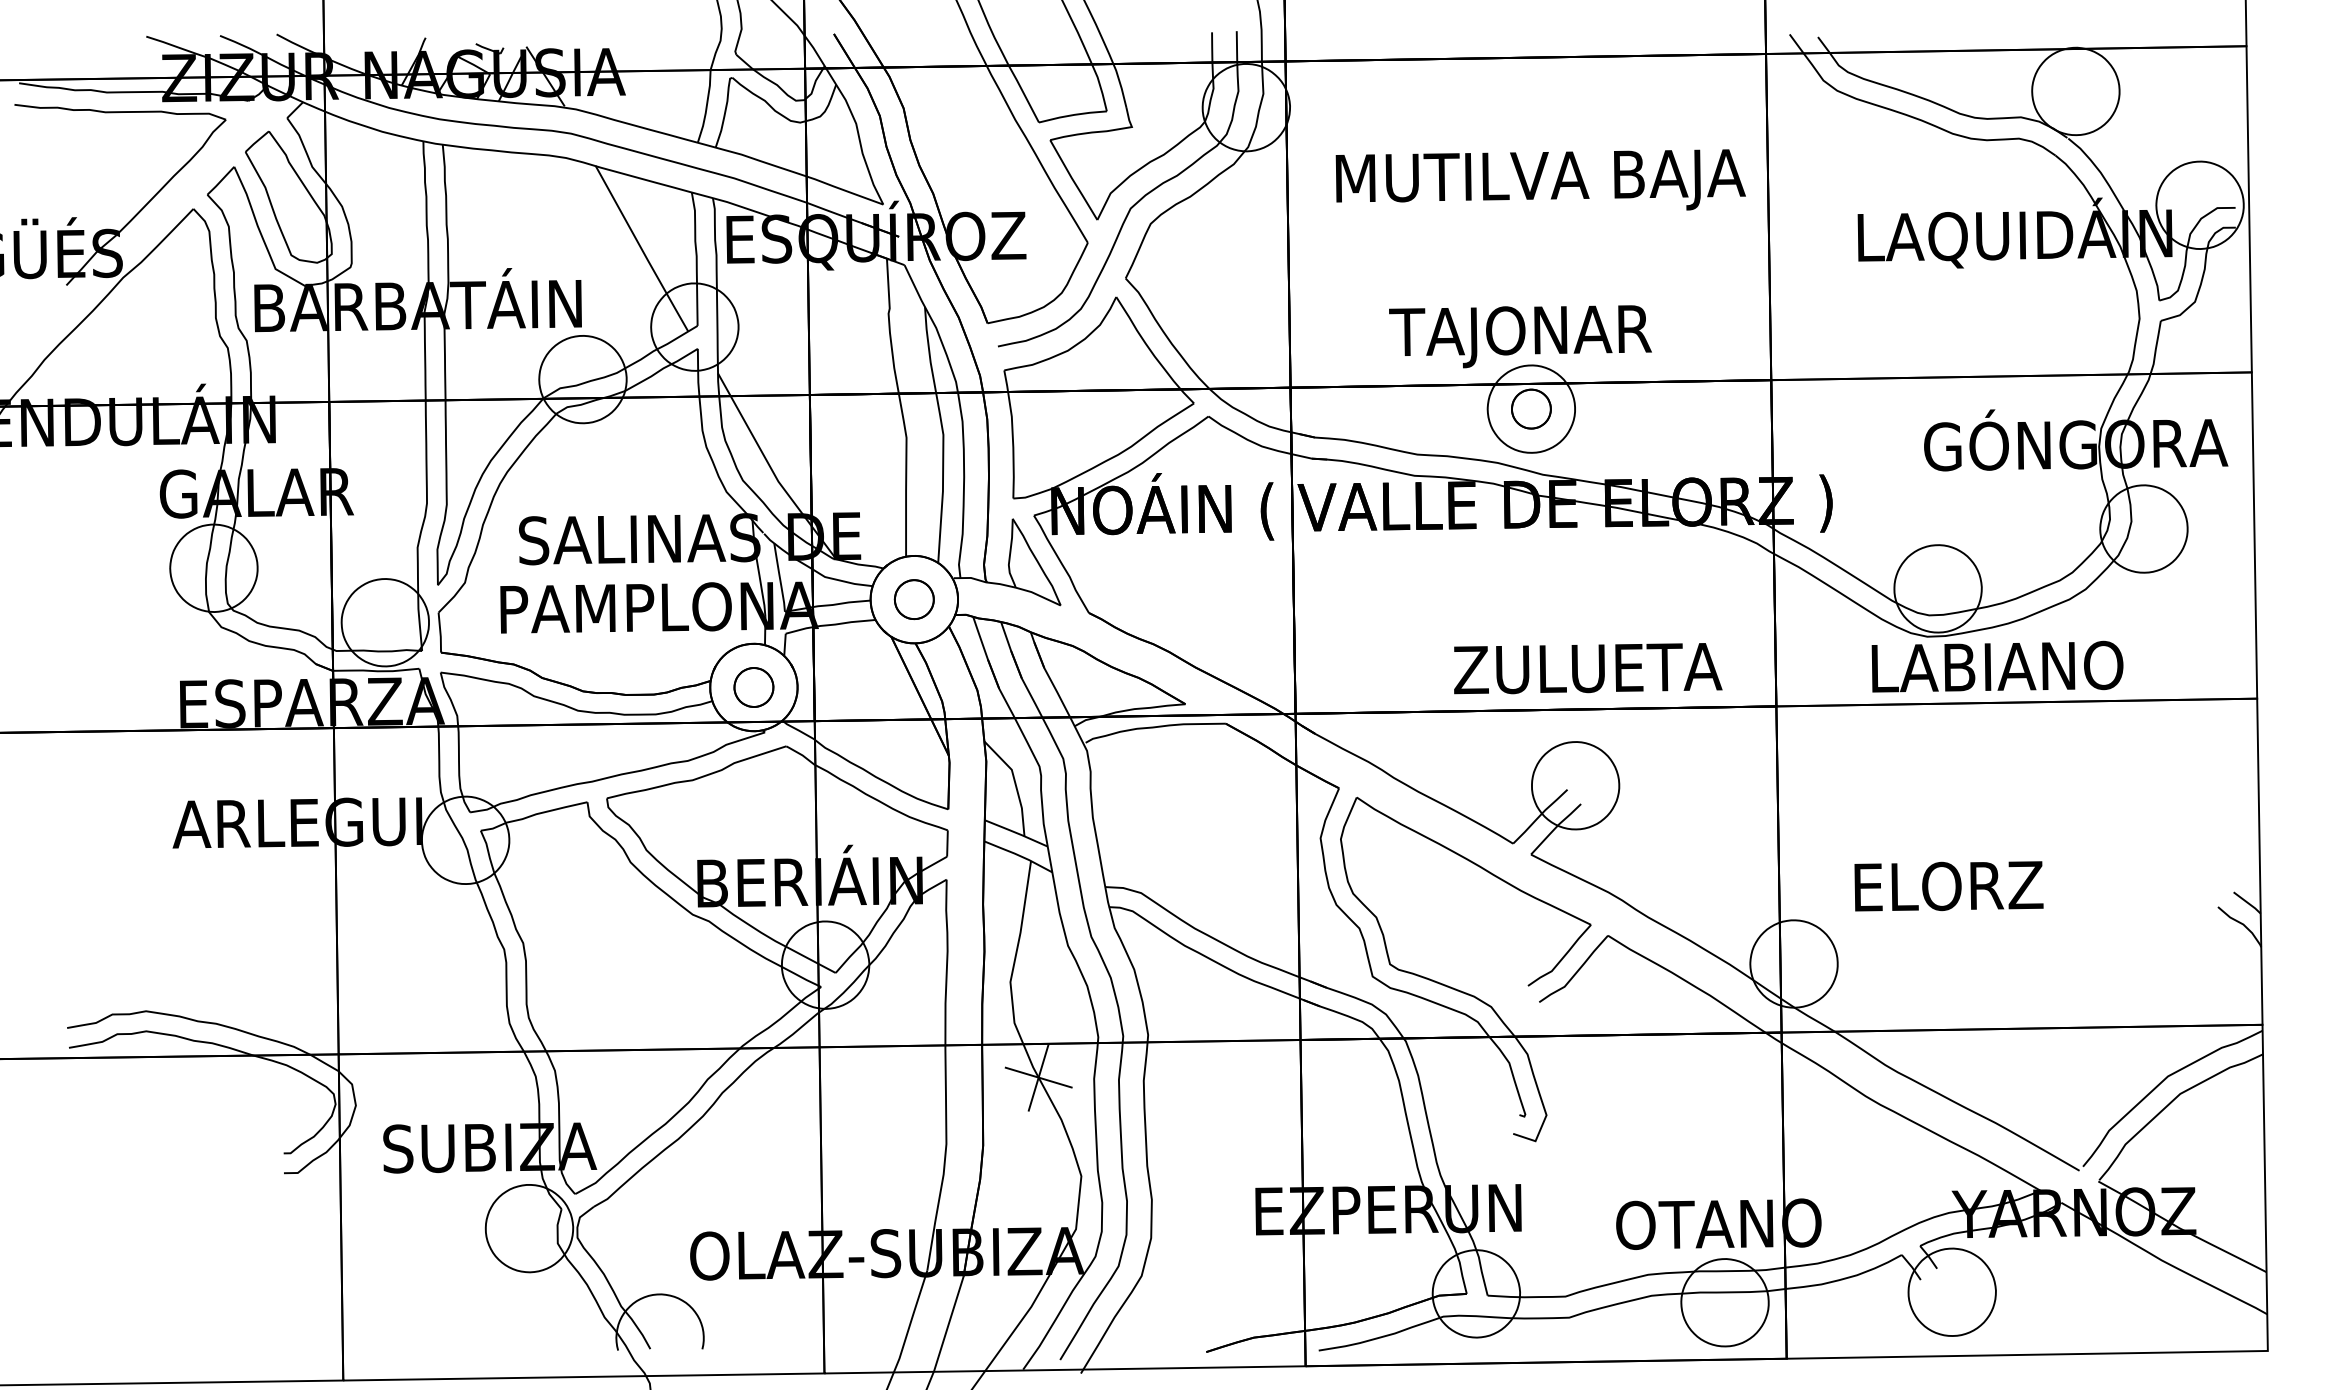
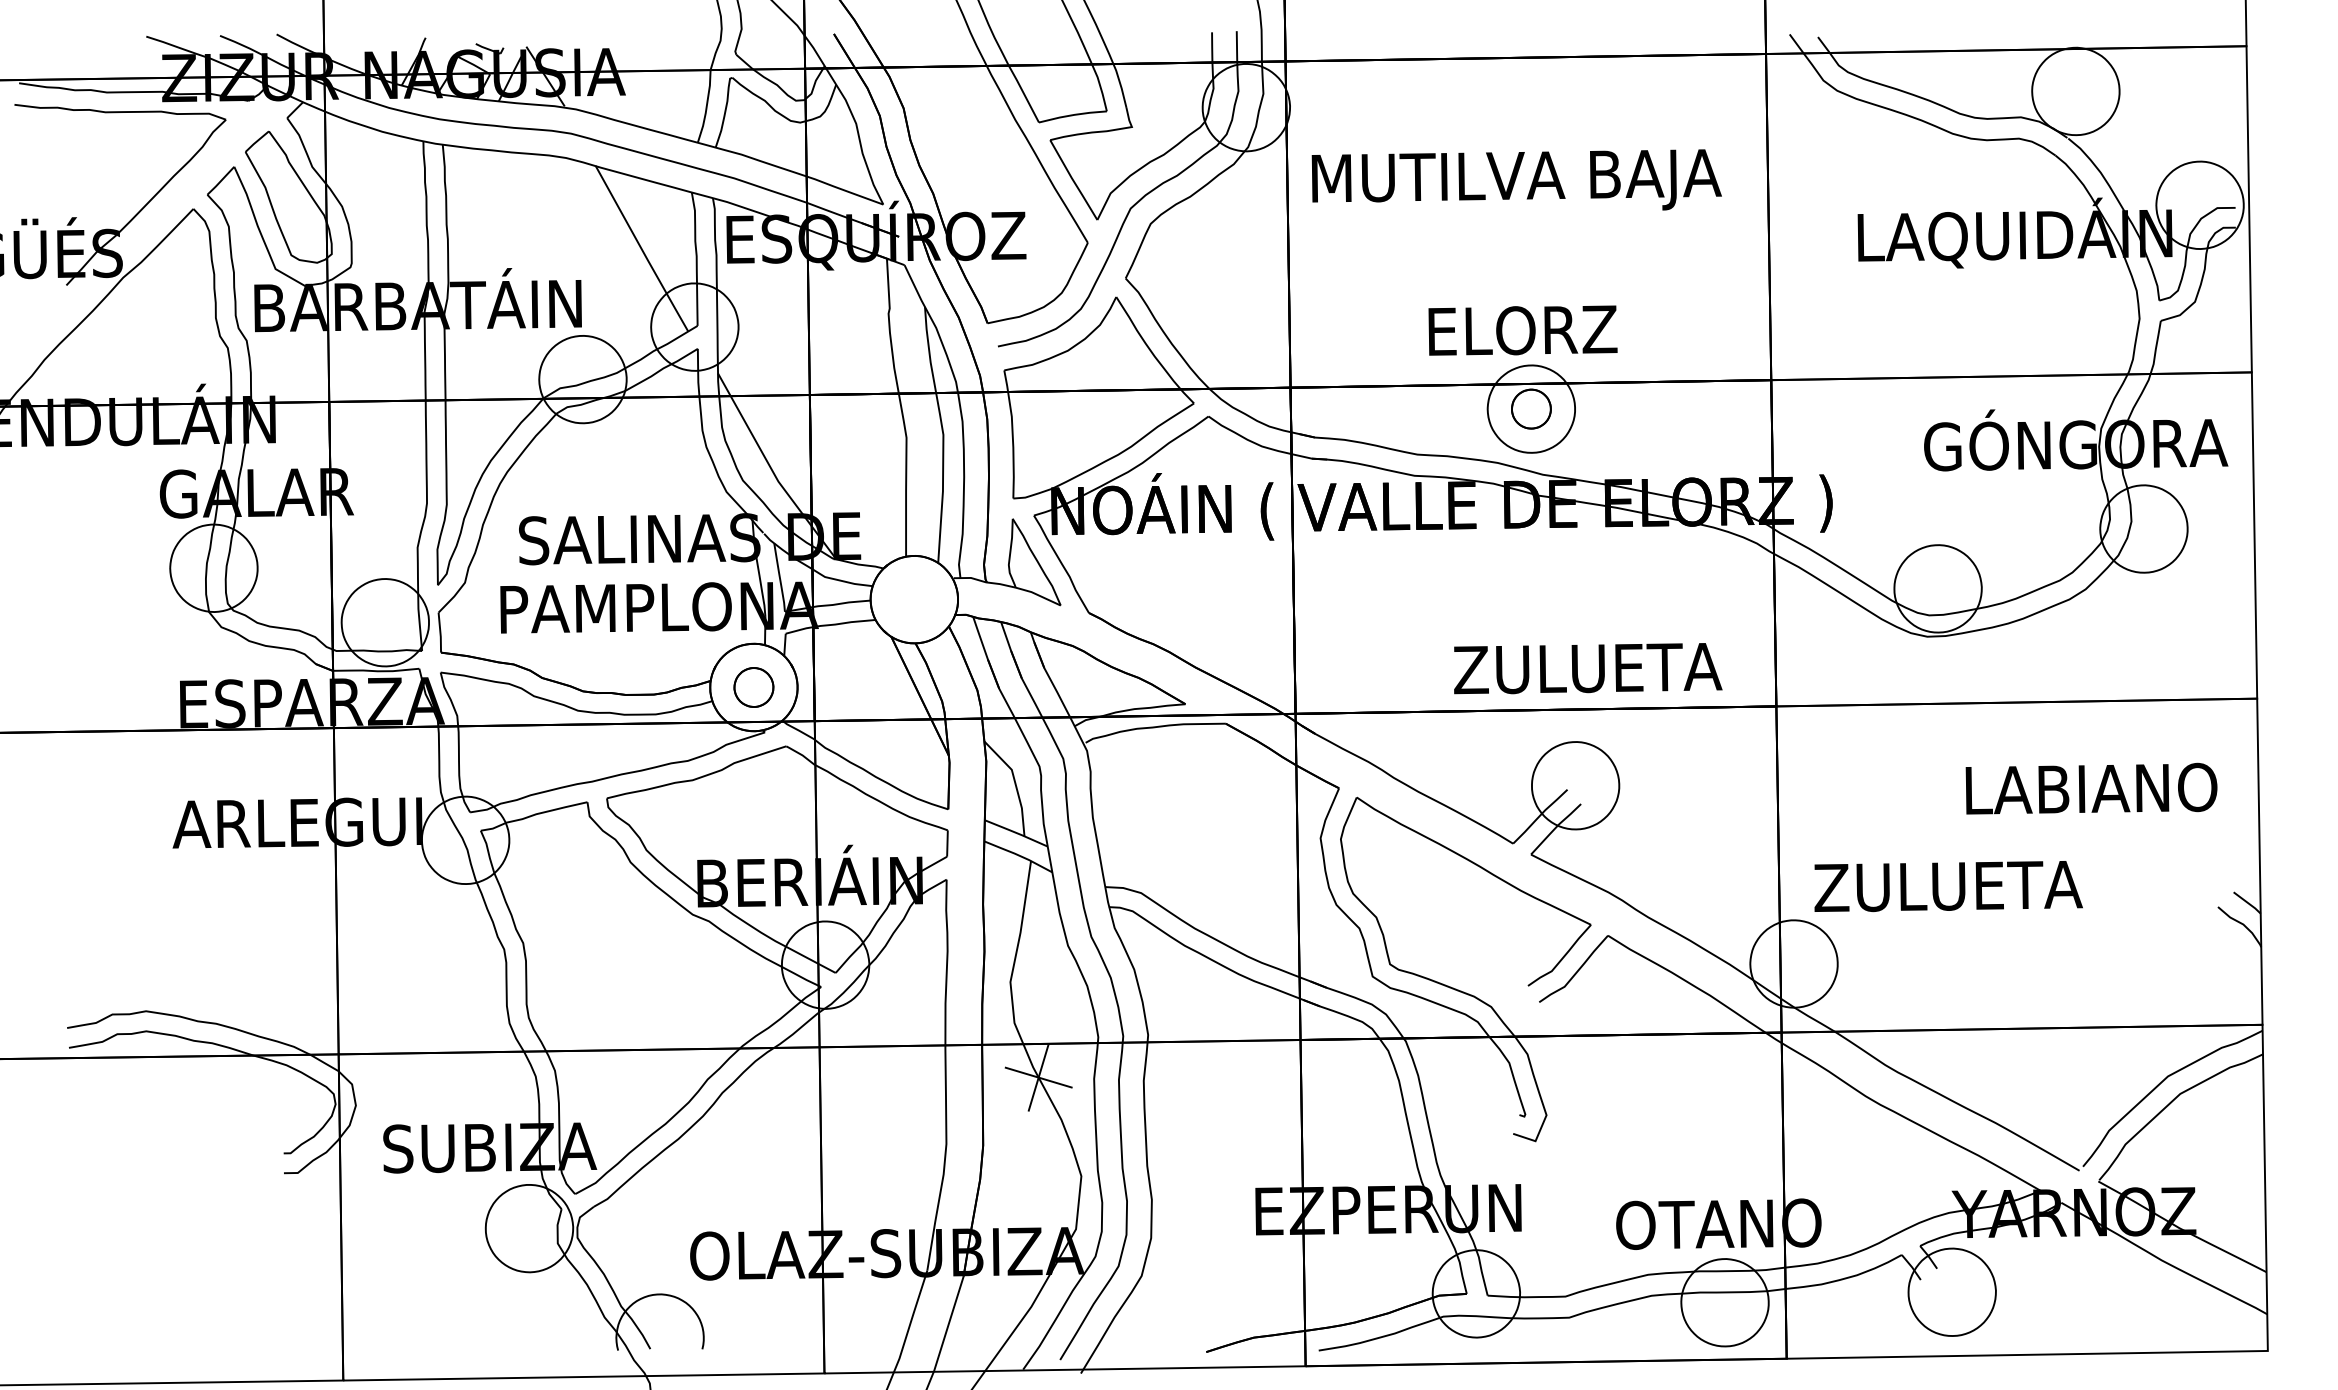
text position: (1540, 179) -> (1516, 179) (1516, 179)
text: TAJONAR -> ELORZ (1520, 336)
part: present -> none (913, 599)
text position: (1997, 666) -> (2091, 788) (2091, 788)
text: ELORZ -> ZULUETA (1948, 886)
